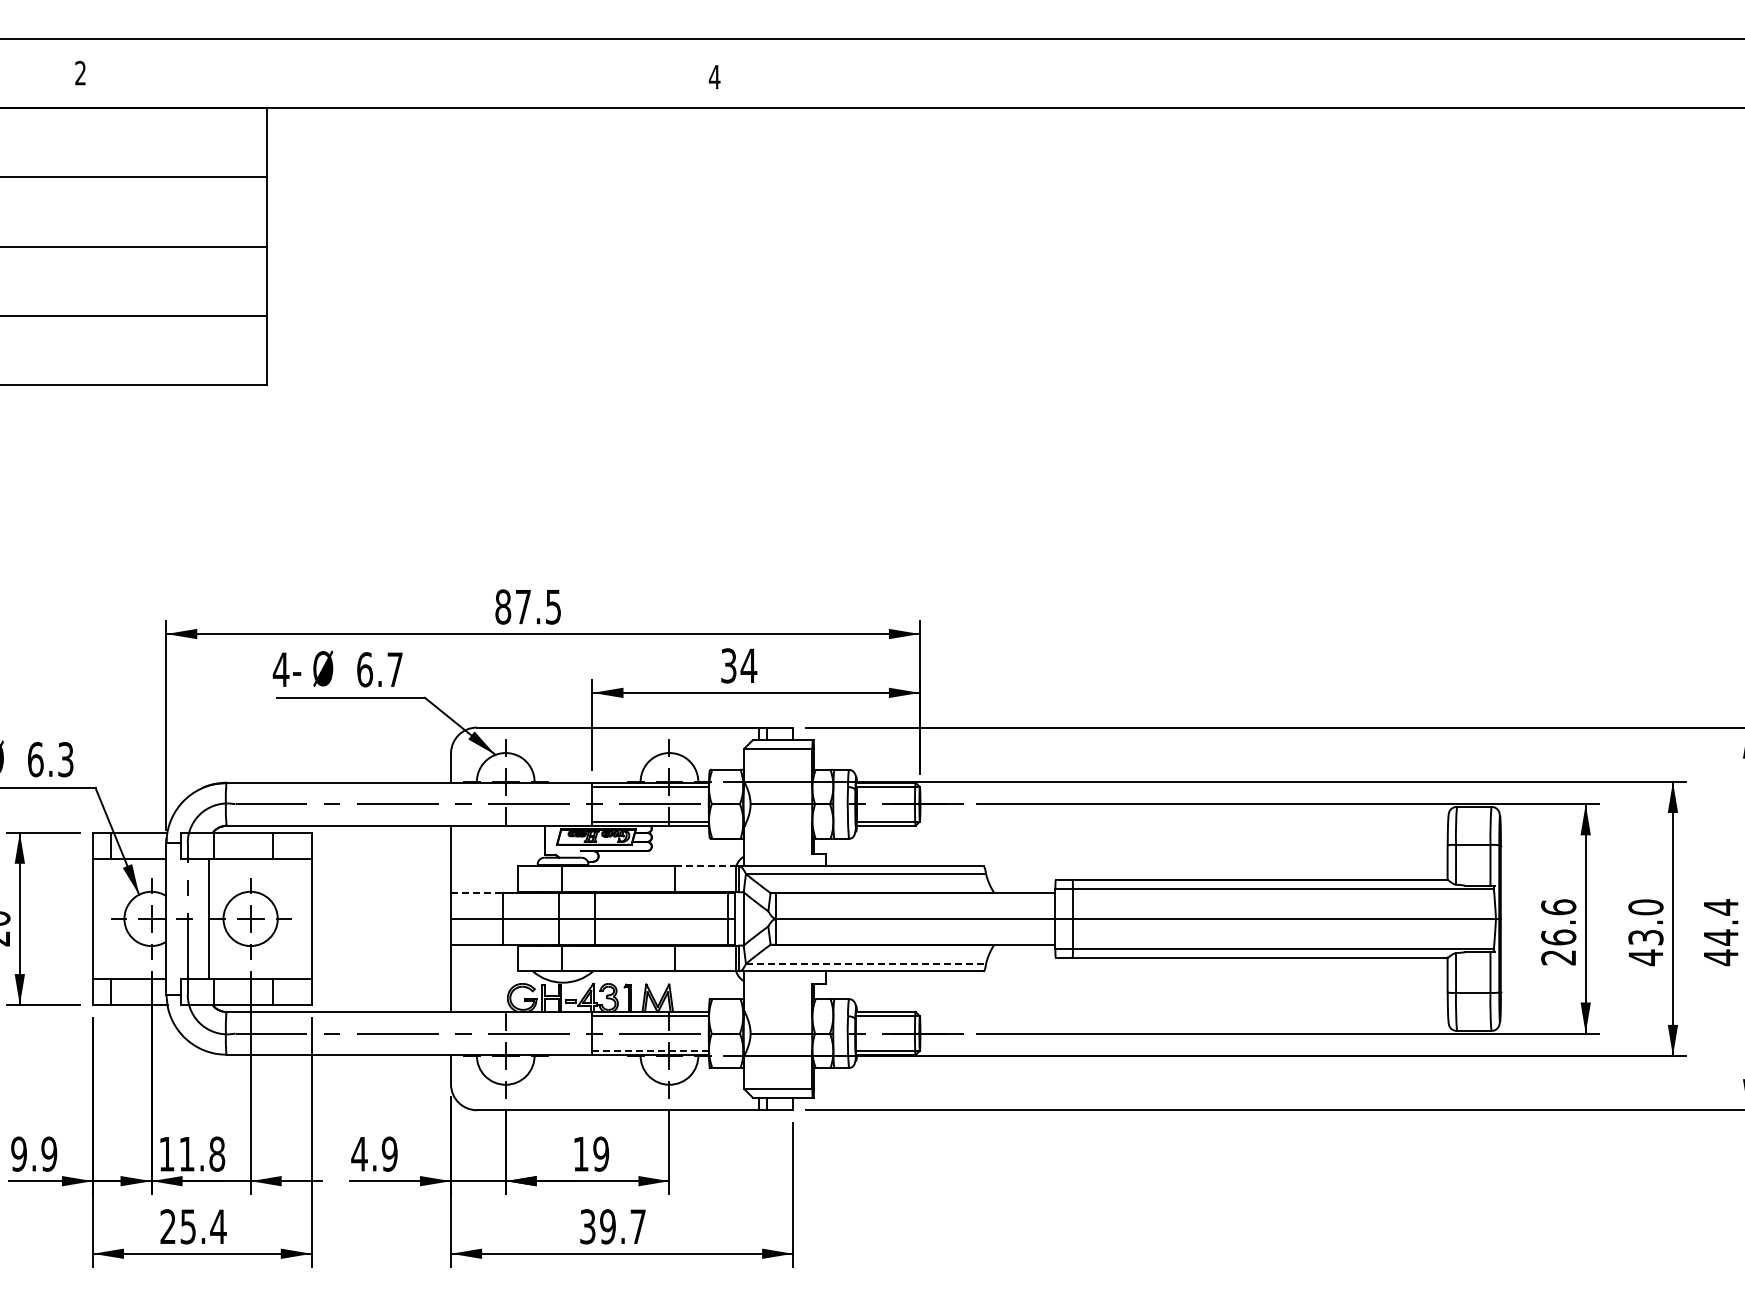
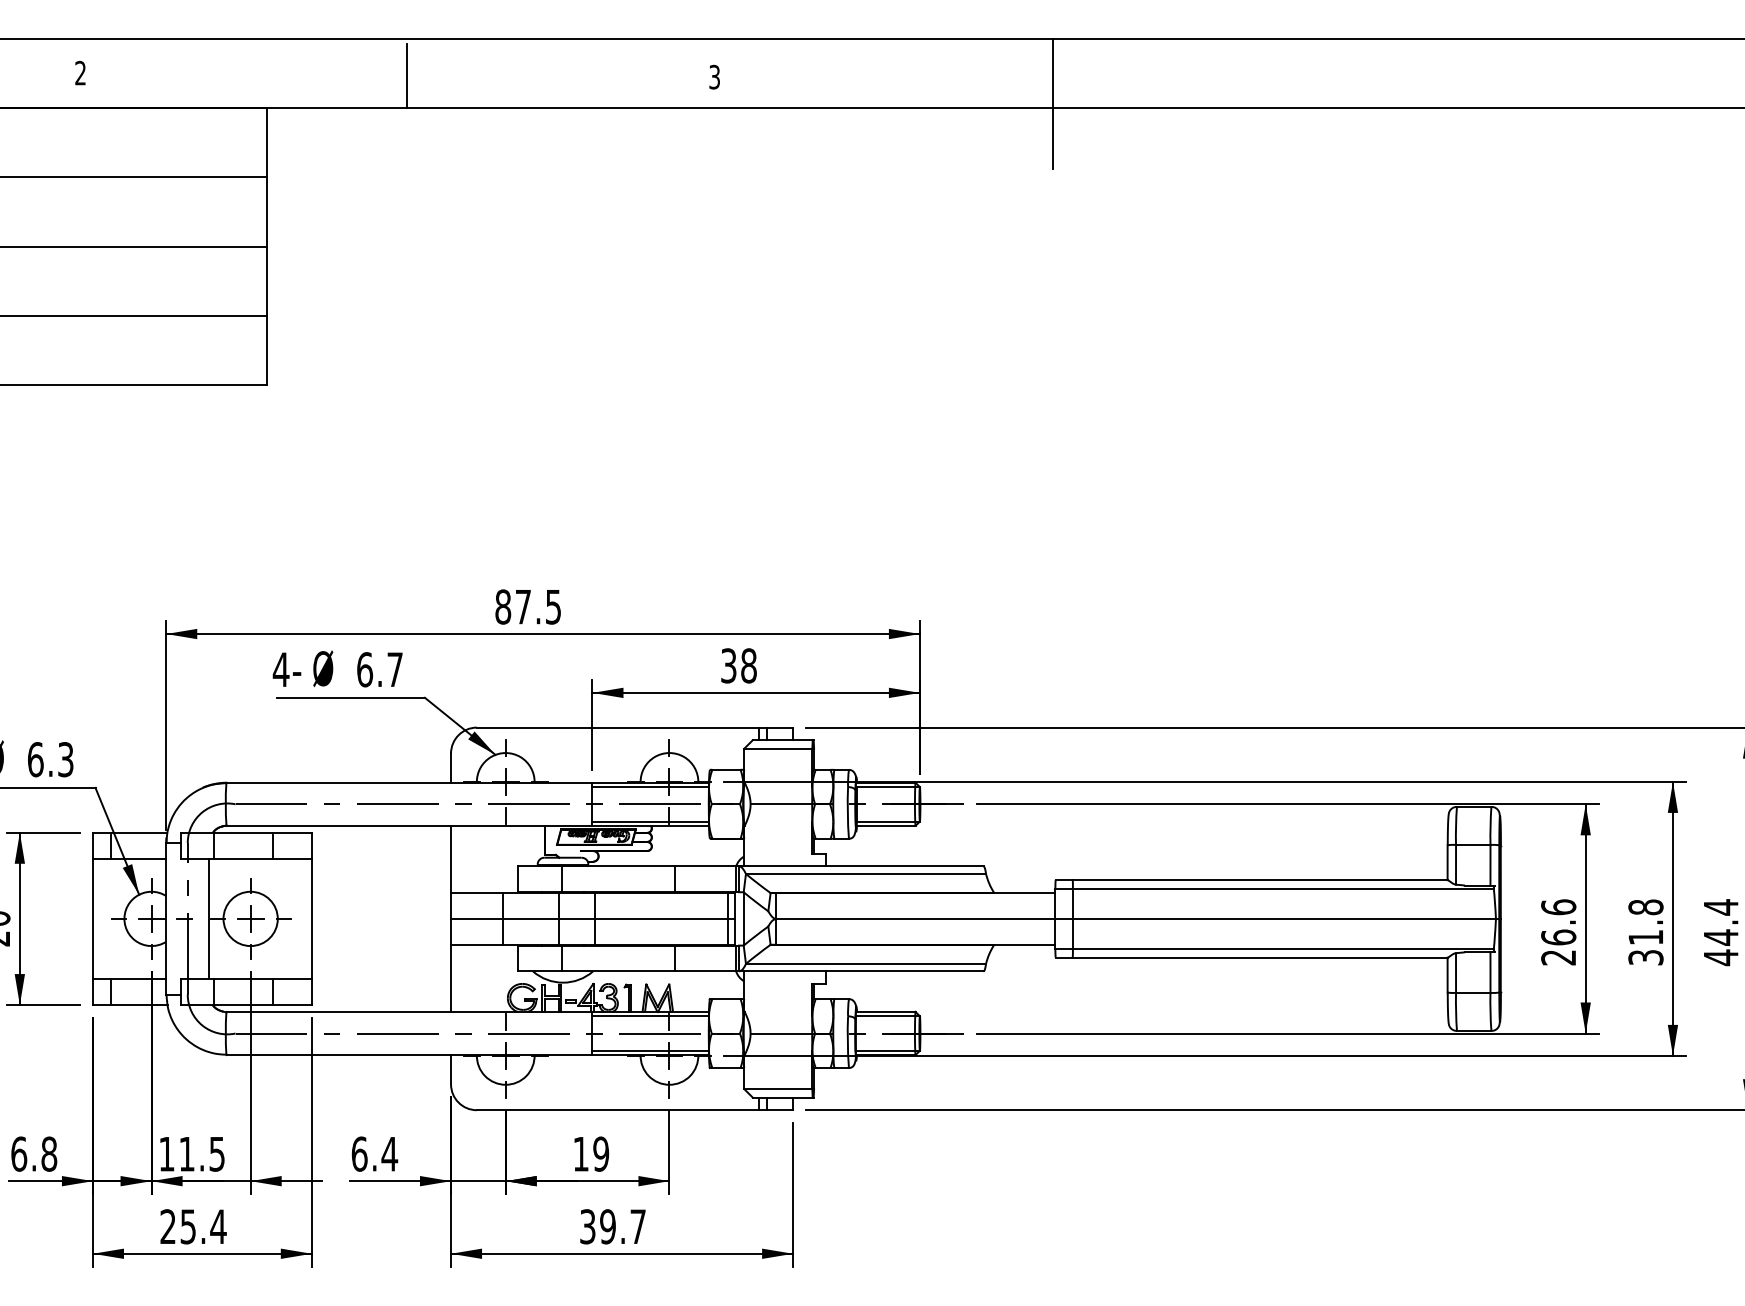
line: none -> present (406, 75)
text: 4 -> 3 (714, 76)
line: none -> present (1053, 103)
text: 34 -> 38 (748, 665)
line: dashed -> solid (705, 866)
line: dashed -> solid (476, 893)
text: 43.0 -> 31.8 (1645, 932)
line: dashed -> solid (866, 963)
line: dashed -> solid (650, 1050)
text: 9.9 -> 6.8 (34, 1153)
text: 11.8 -> 11.5 (217, 1153)
text: 4.9 -> 6.4 (374, 1153)
